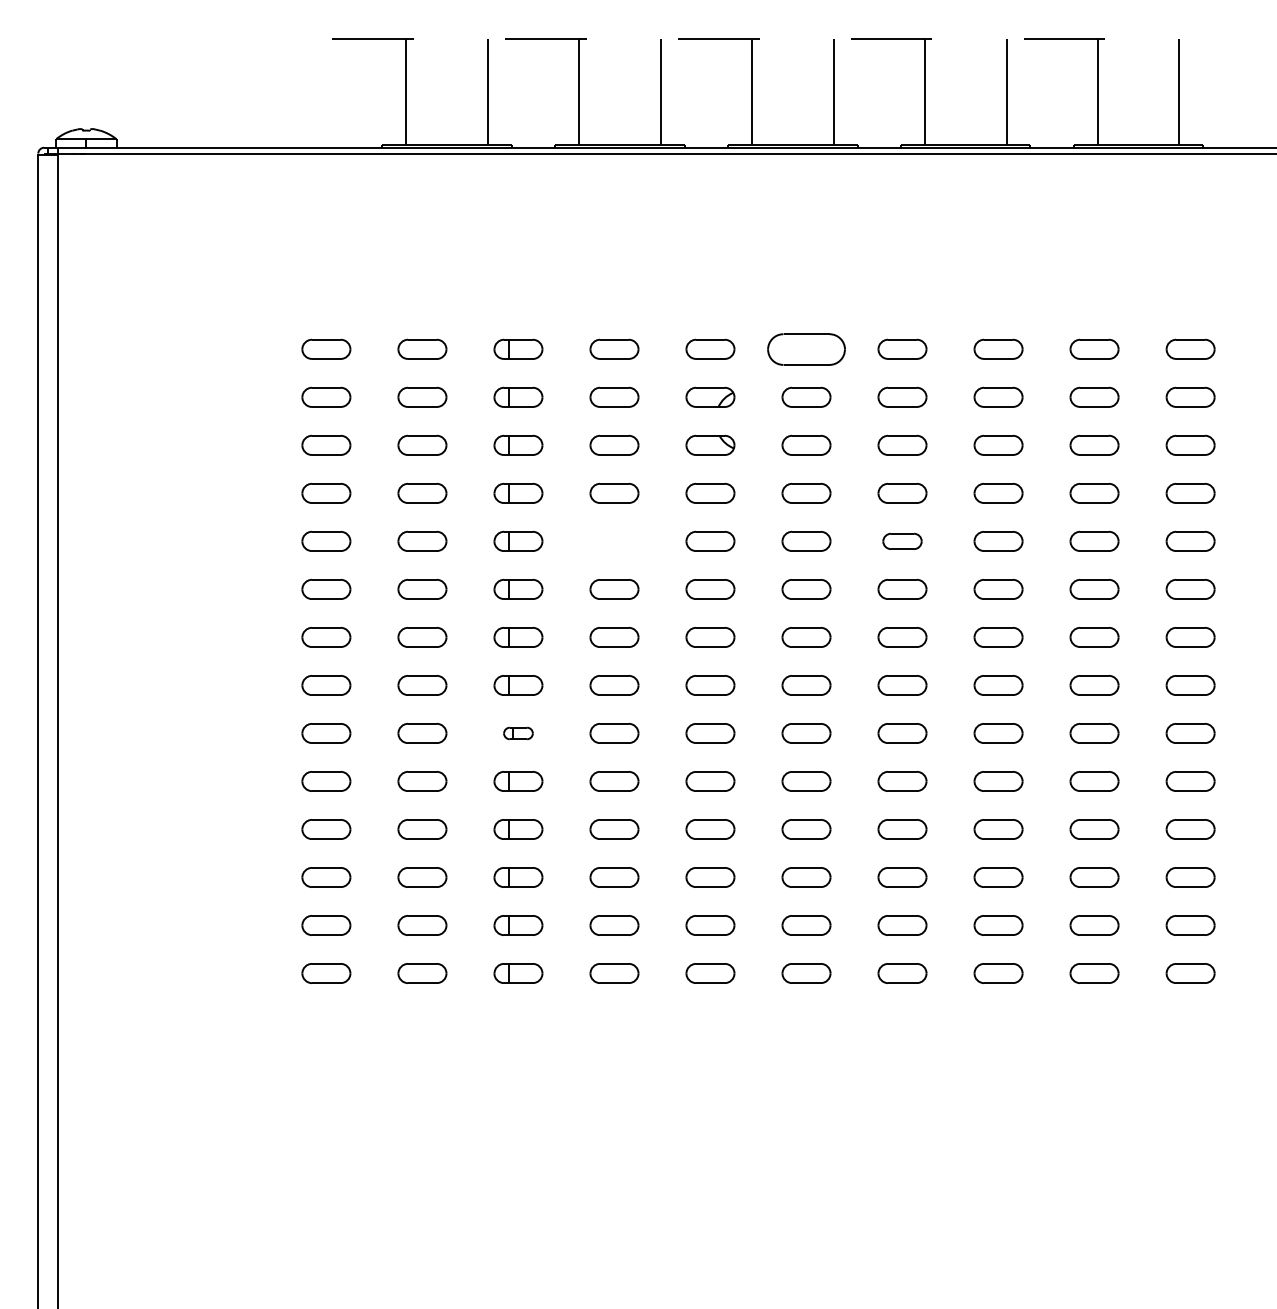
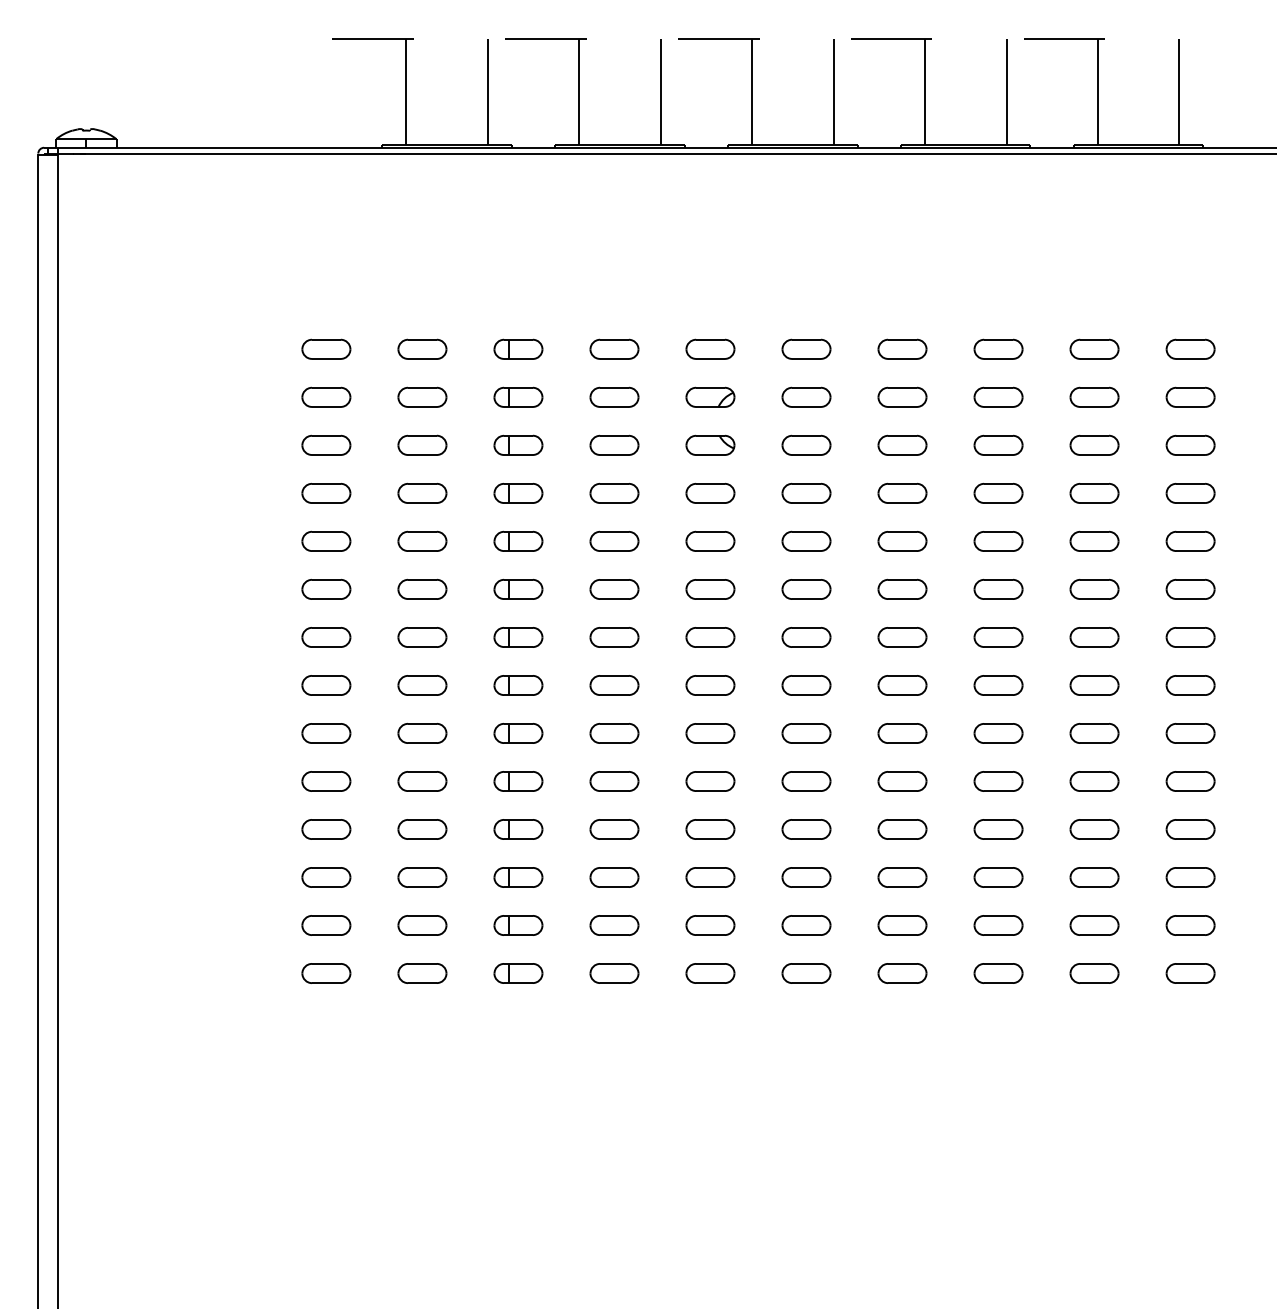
part size: 79x33 px -> 51x22 px (806, 348)
part: none -> present (614, 540)
part size: 41x18 px -> 51x21 px (902, 541)
part size: 31x15 px -> 51x21 px (518, 733)
